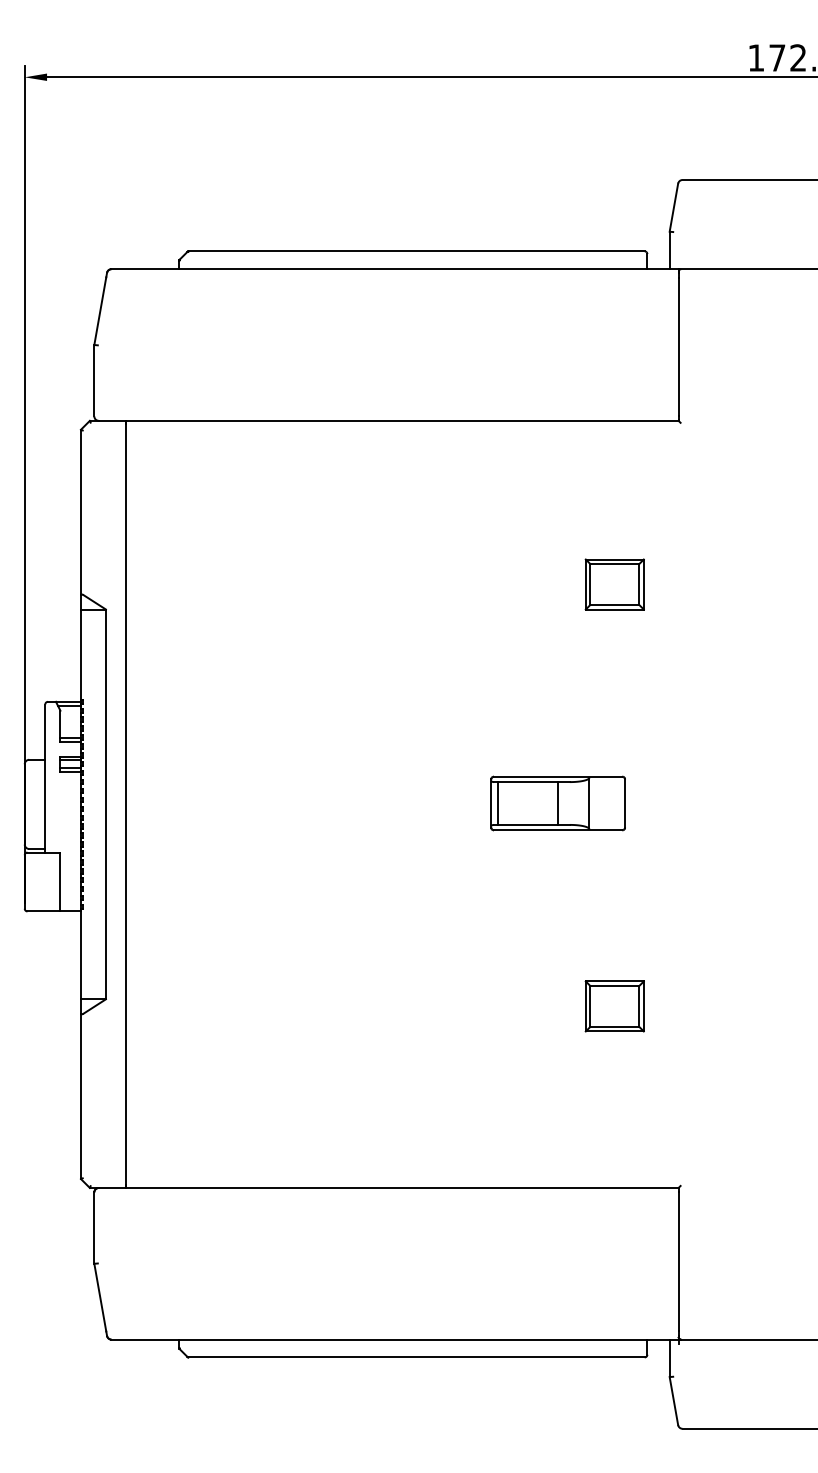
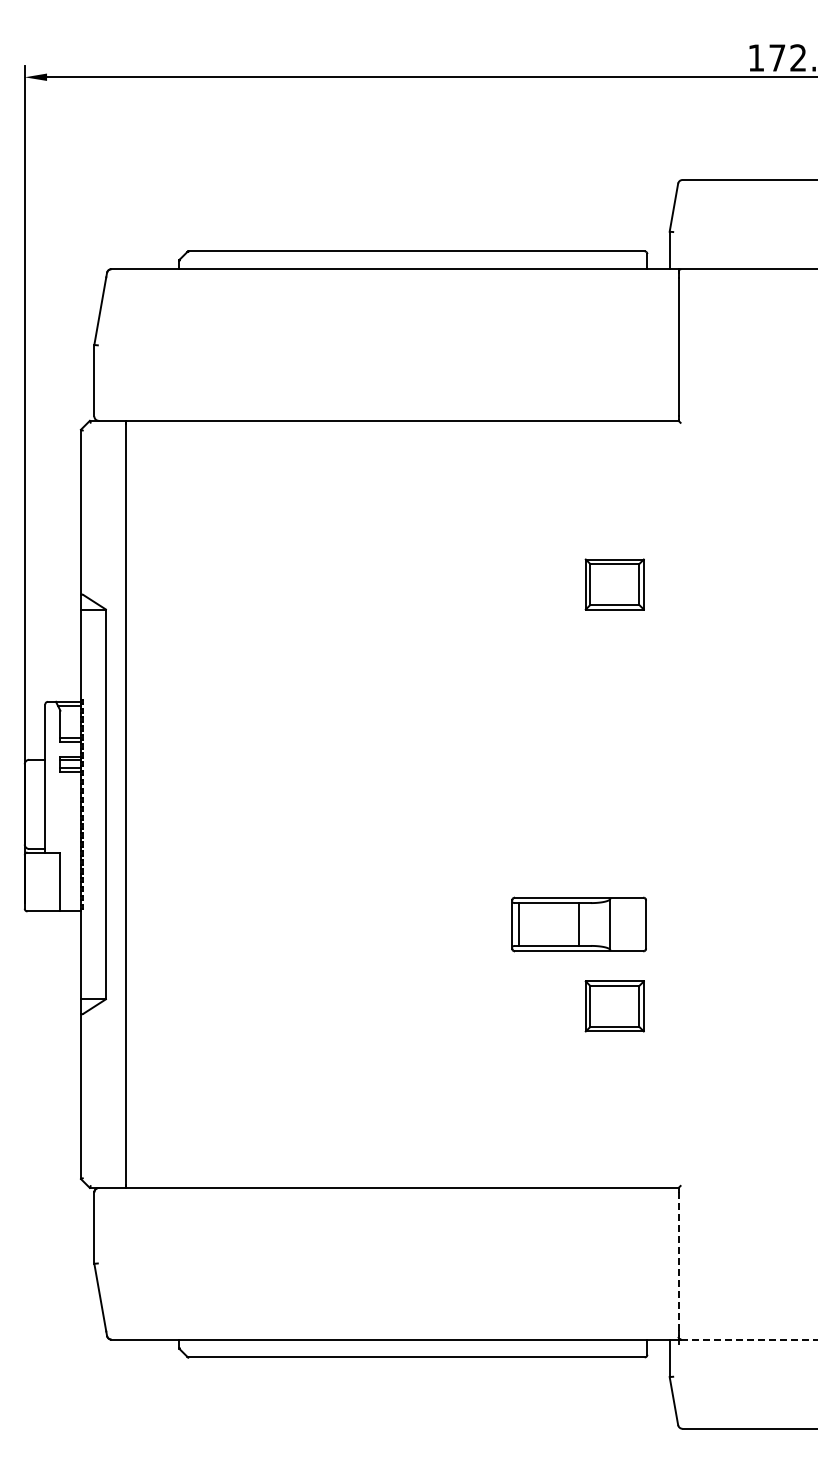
part position: (557, 803) -> (578, 924) (578, 924)
line: solid -> dashed (678, 1261)
line: solid -> dashed (749, 1339)
